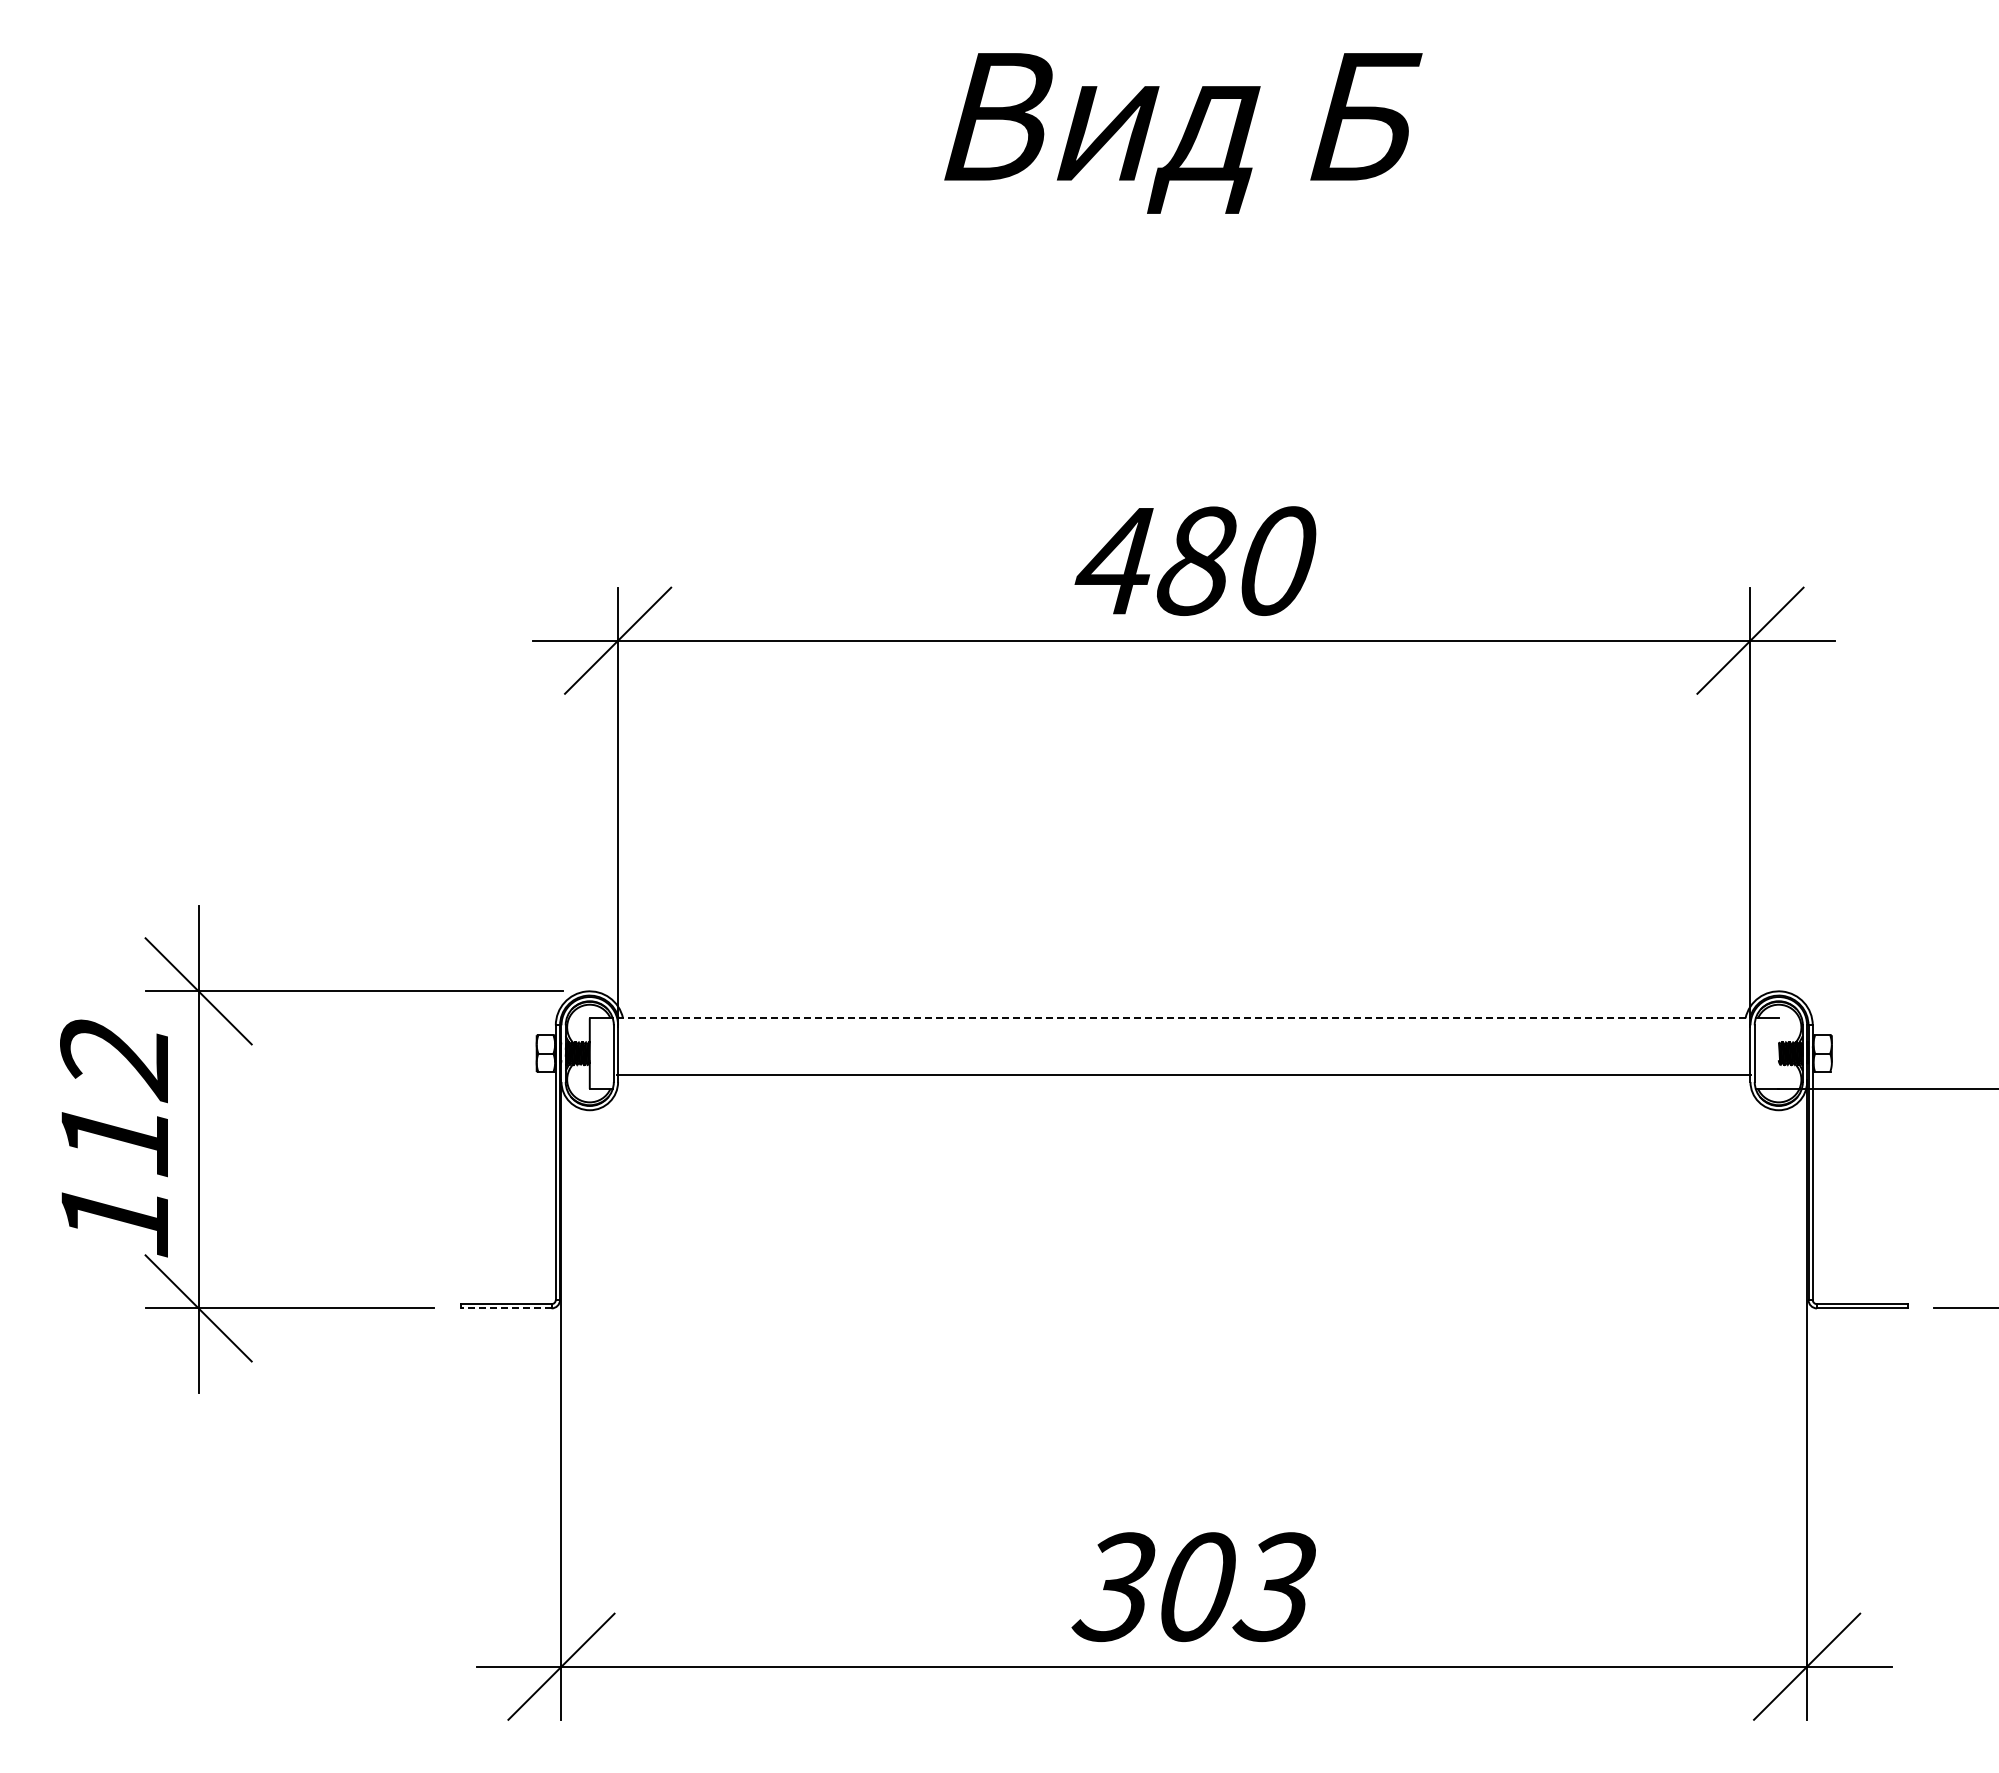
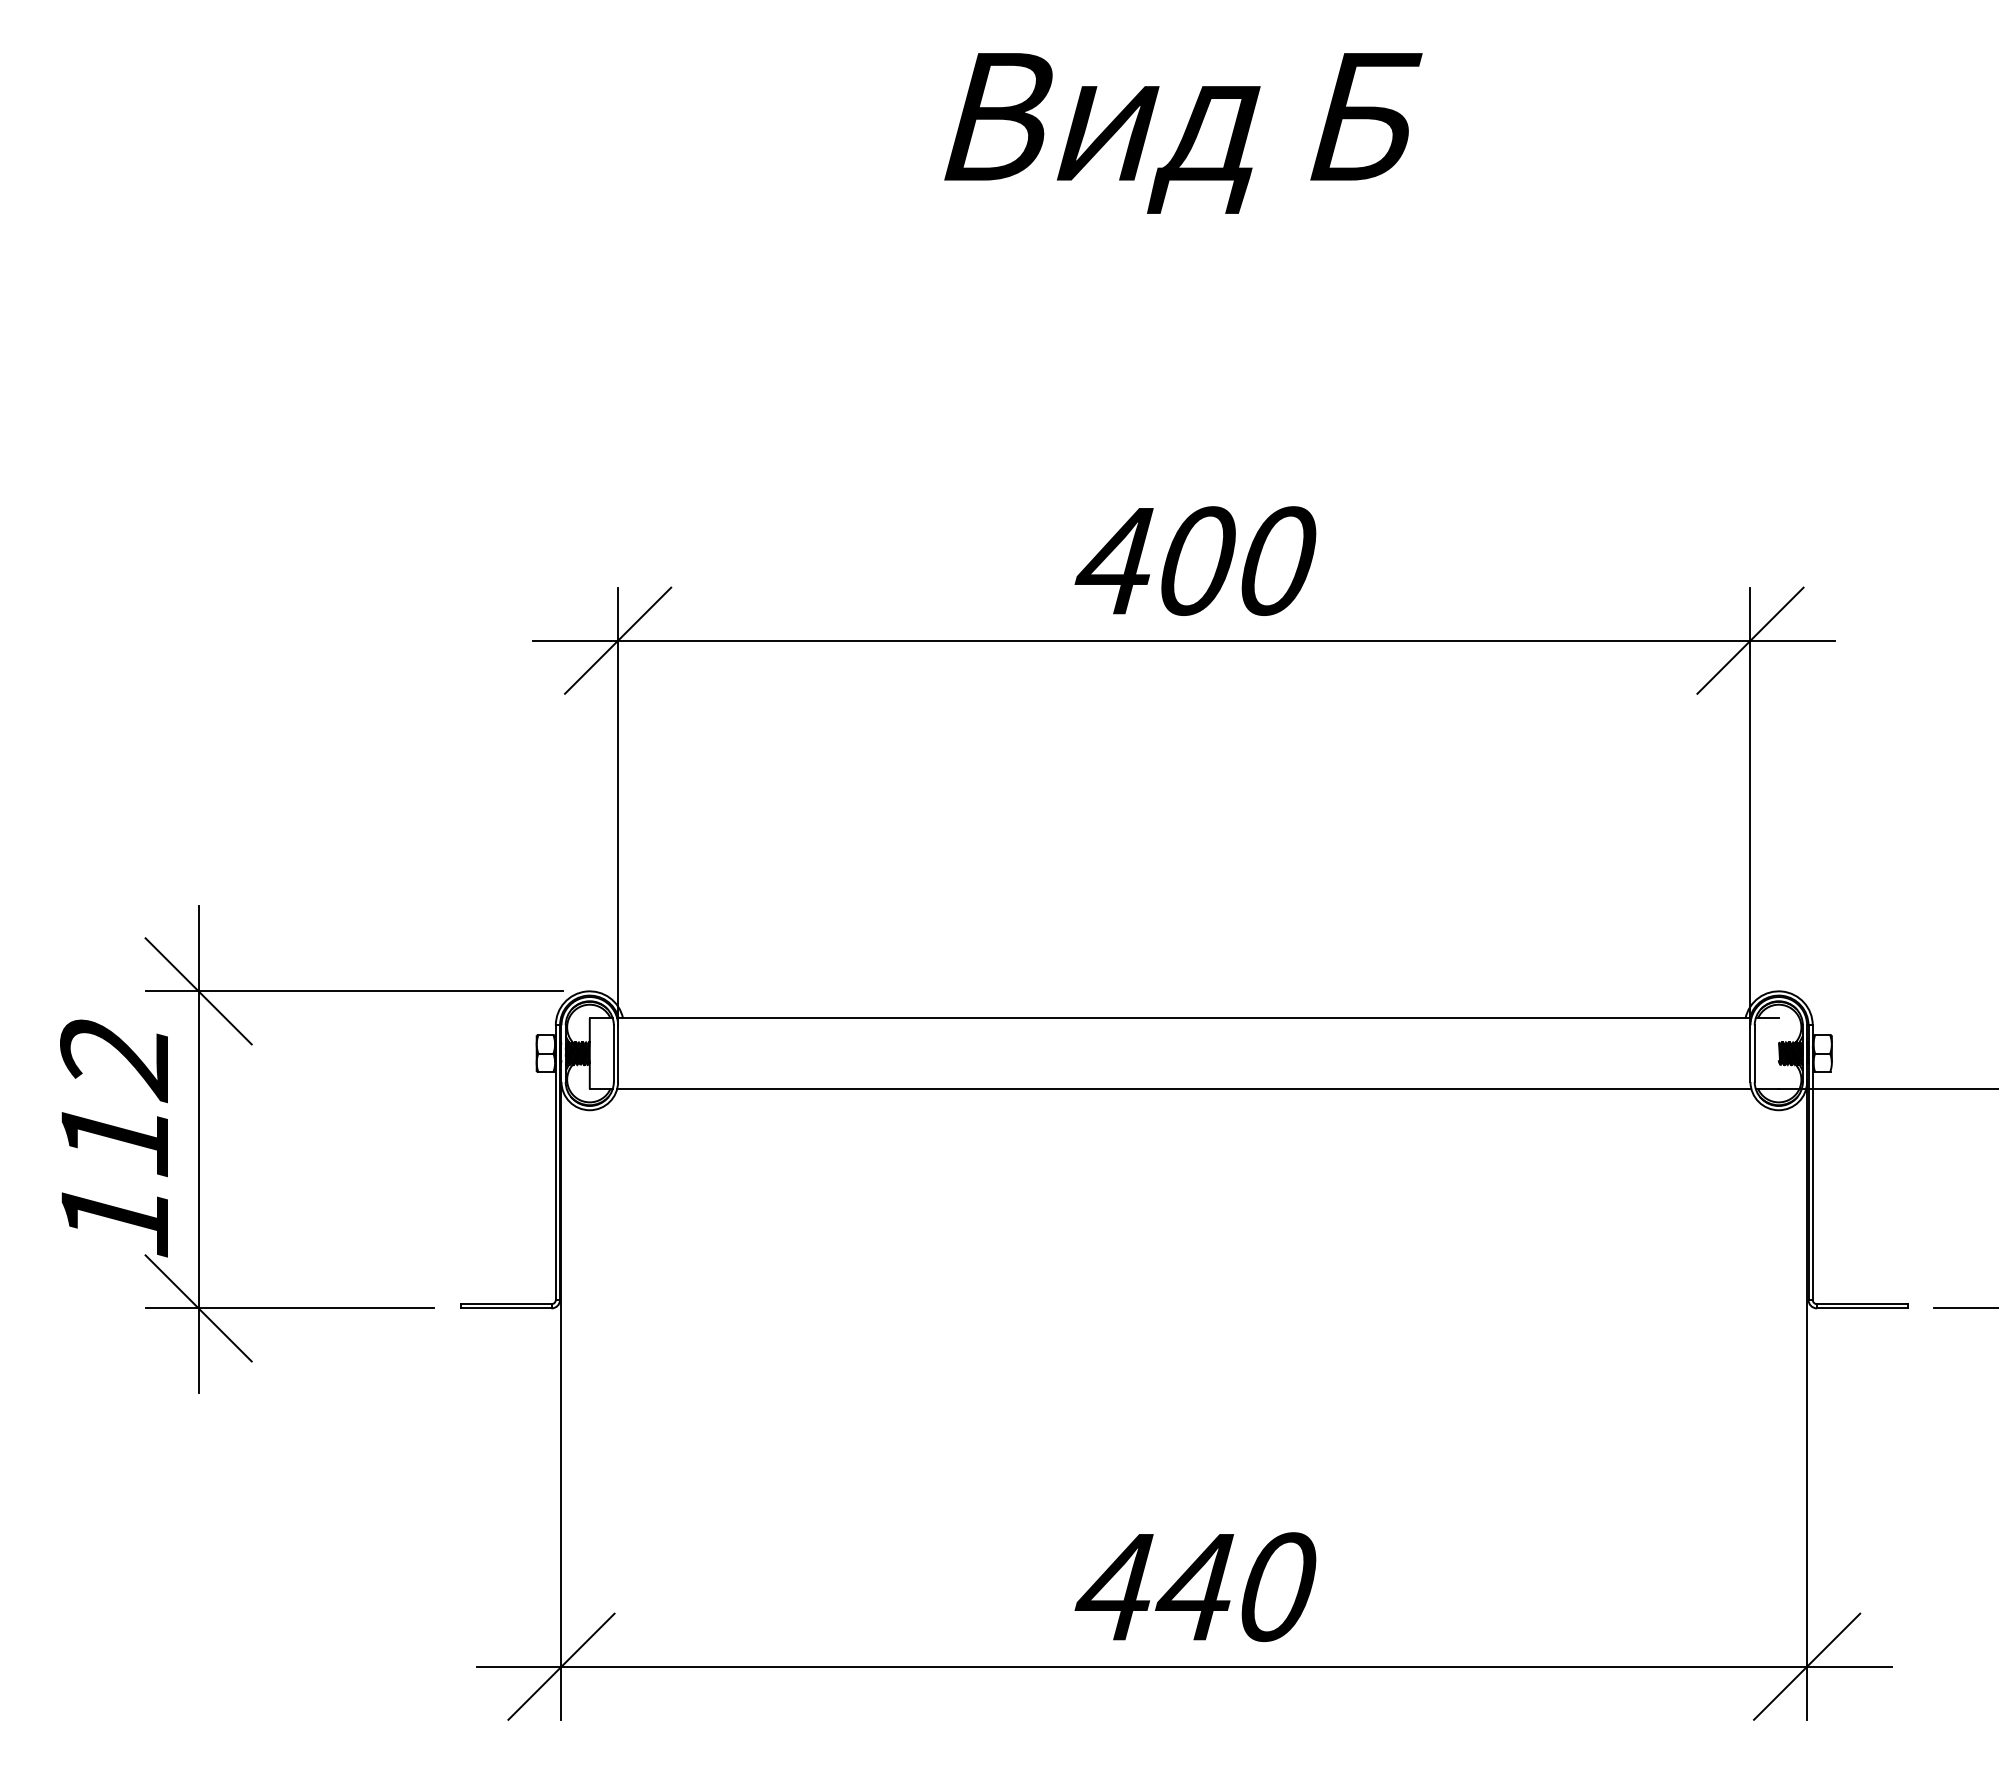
text: 480 -> 400 (1196, 560)
line: dashed -> solid (1184, 1018)
line position: (1184, 1075) -> (1184, 1089) (1184, 1089)
line: dashed -> solid (505, 1308)
text: 303 -> 440 (1193, 1587)
